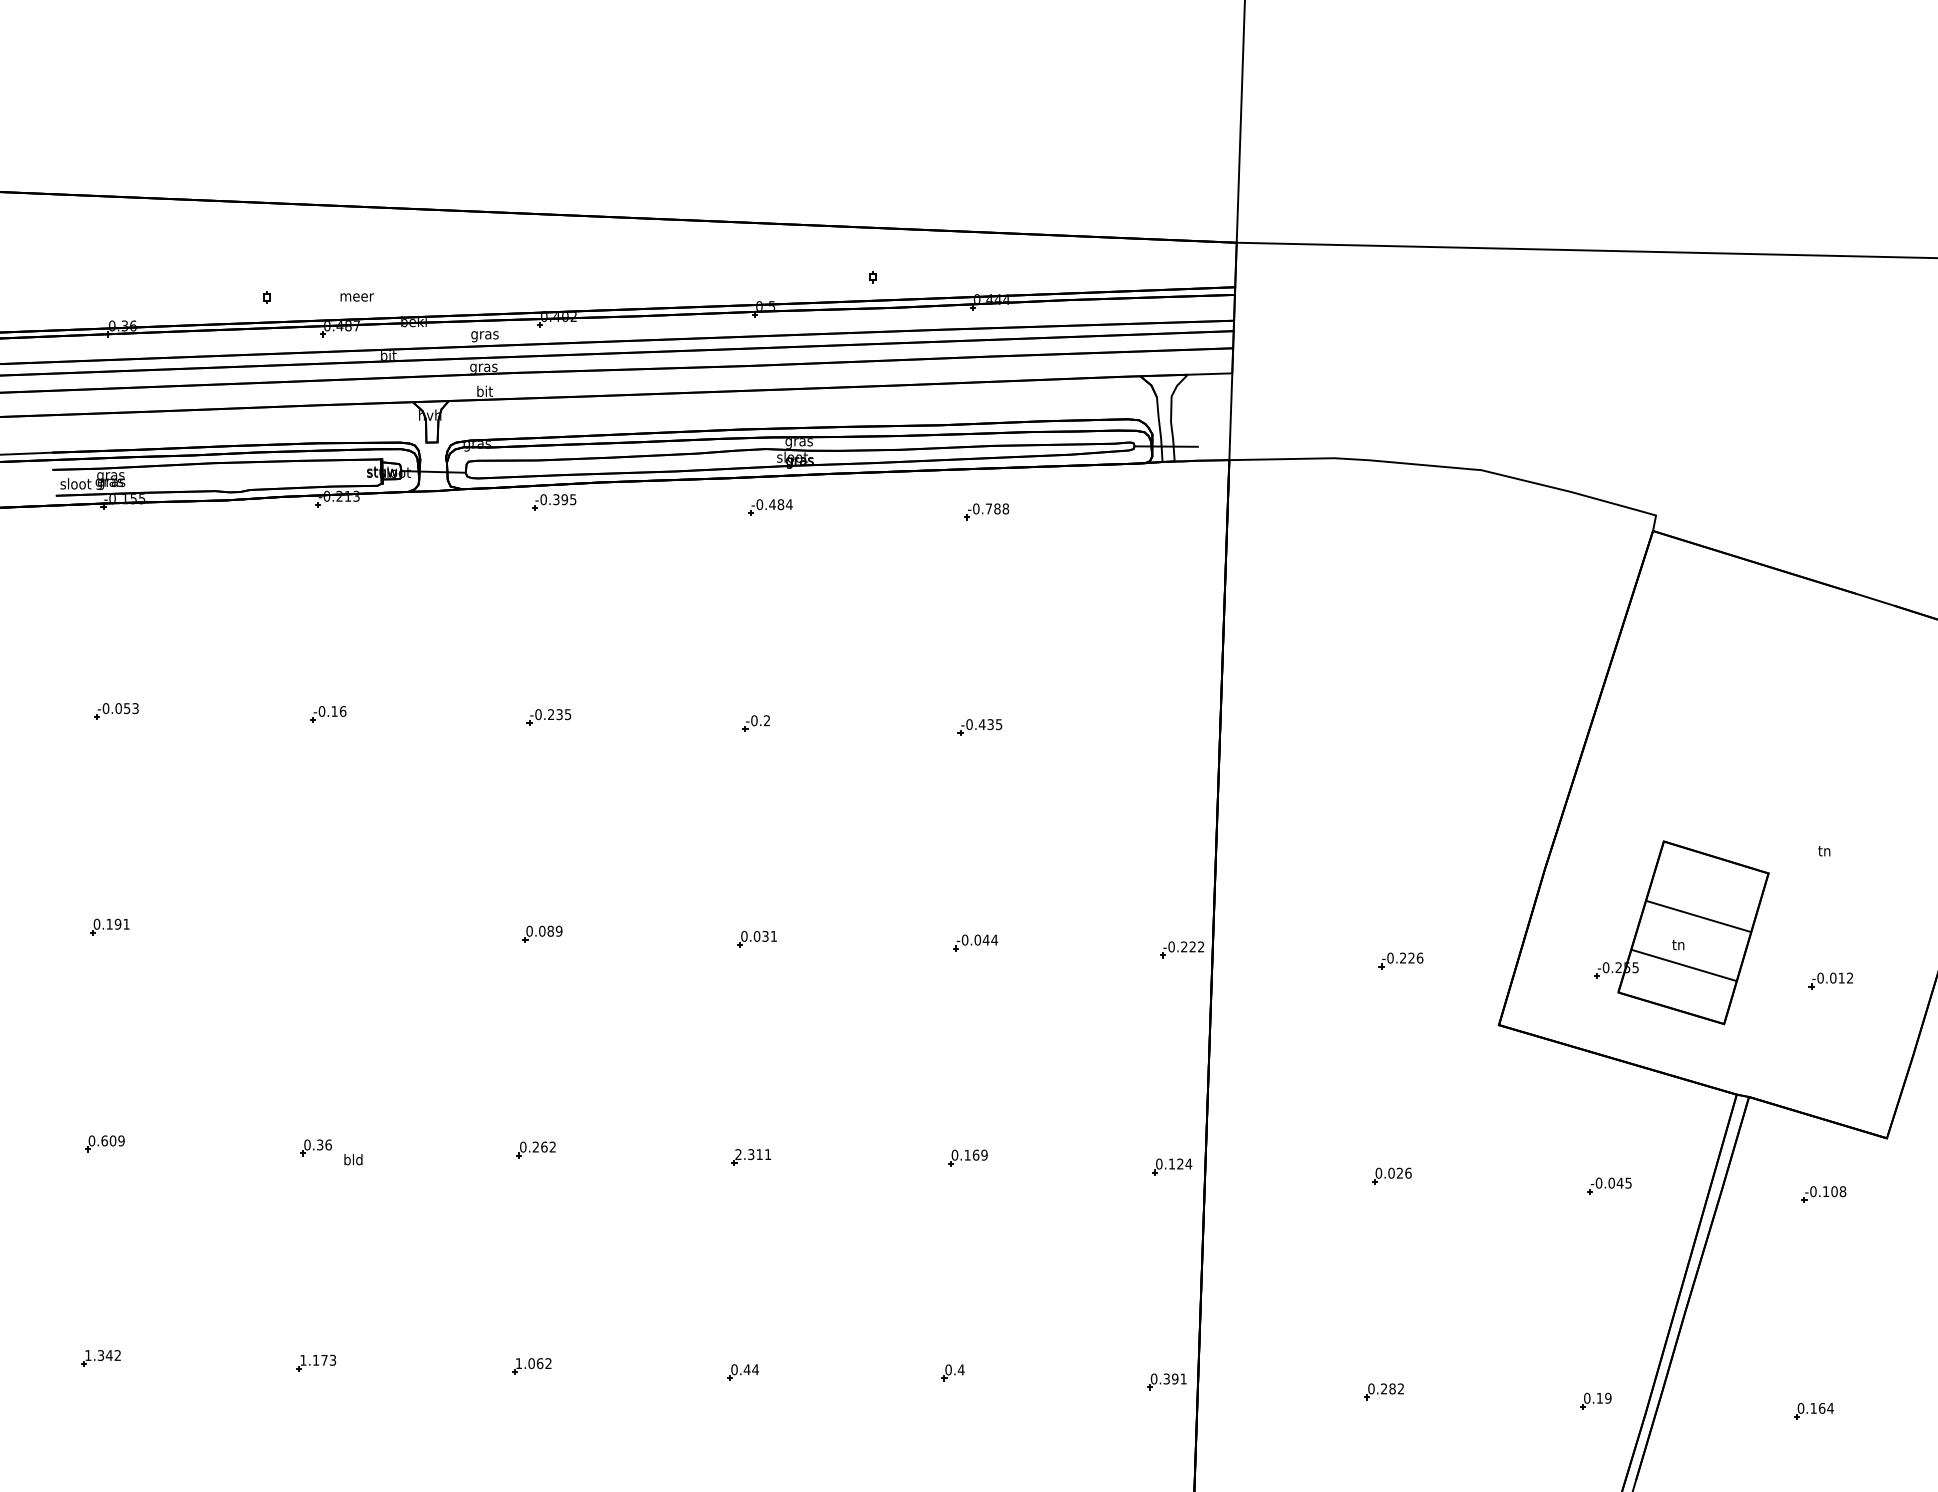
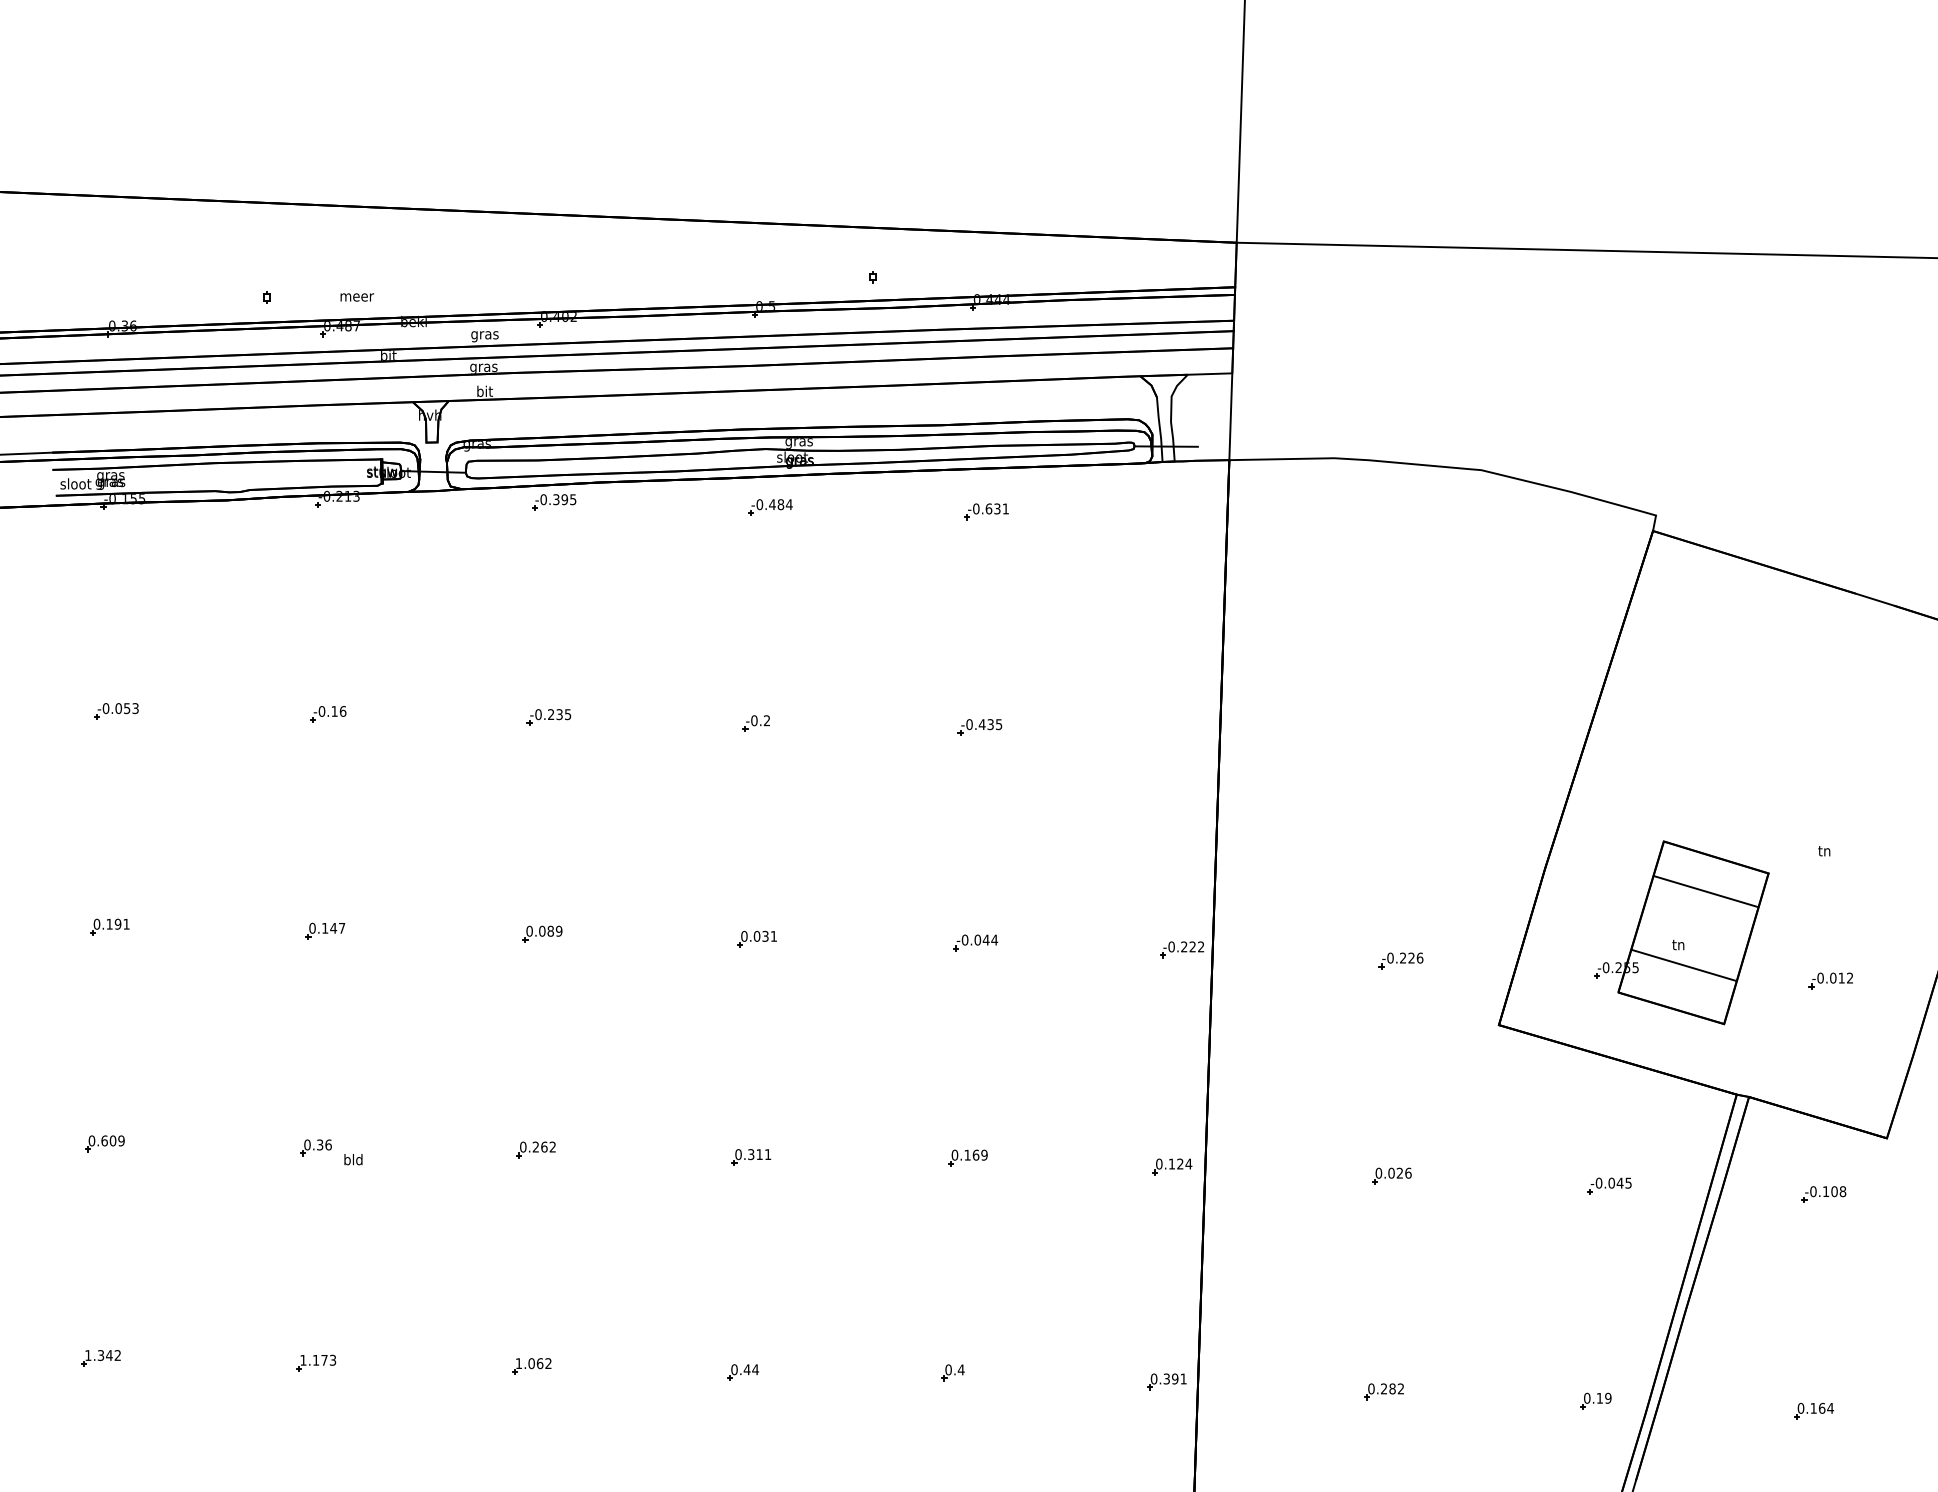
text: -0.788 -> -0.631 (997, 508)
line position: (1698, 916) -> (1705, 891) (1705, 891)
part: none -> present (325, 930)
text: 2.311 -> 0.311 (738, 1154)
